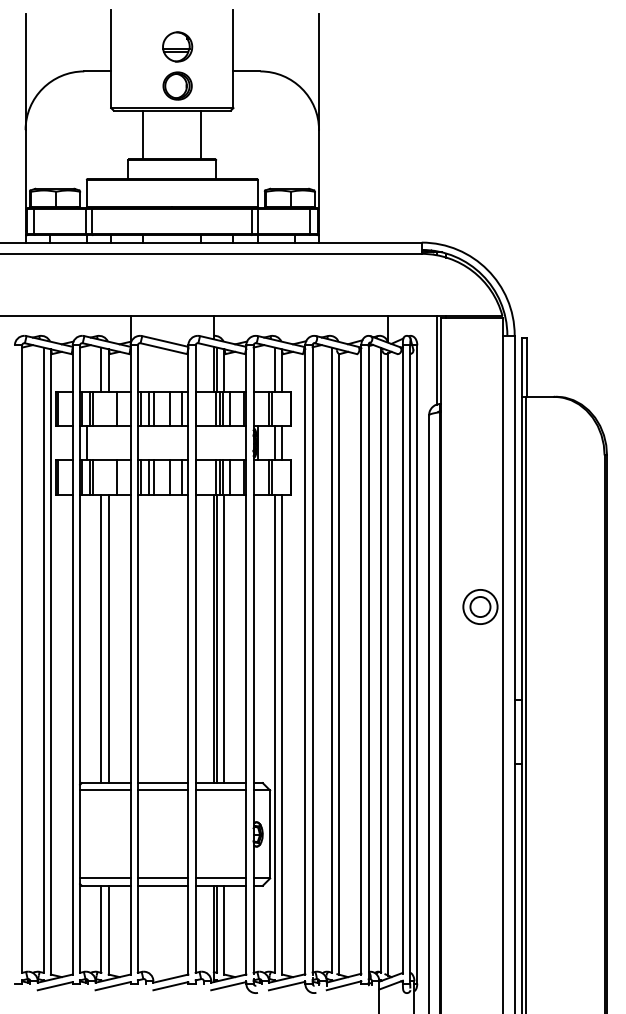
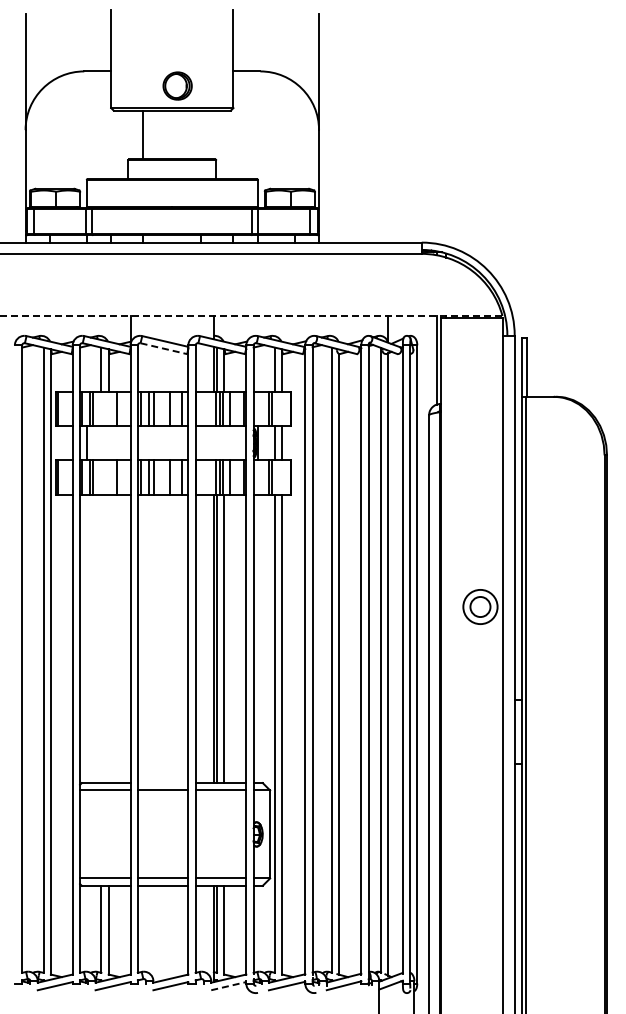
part: present -> none (177, 46)
line: present -> none (201, 134)
line: solid -> dashed (251, 315)
line: solid -> dashed (163, 348)
line: present -> none (101, 638)
line: present -> none (108, 638)
line: present -> none (162, 783)
line: solid -> dashed (229, 986)
